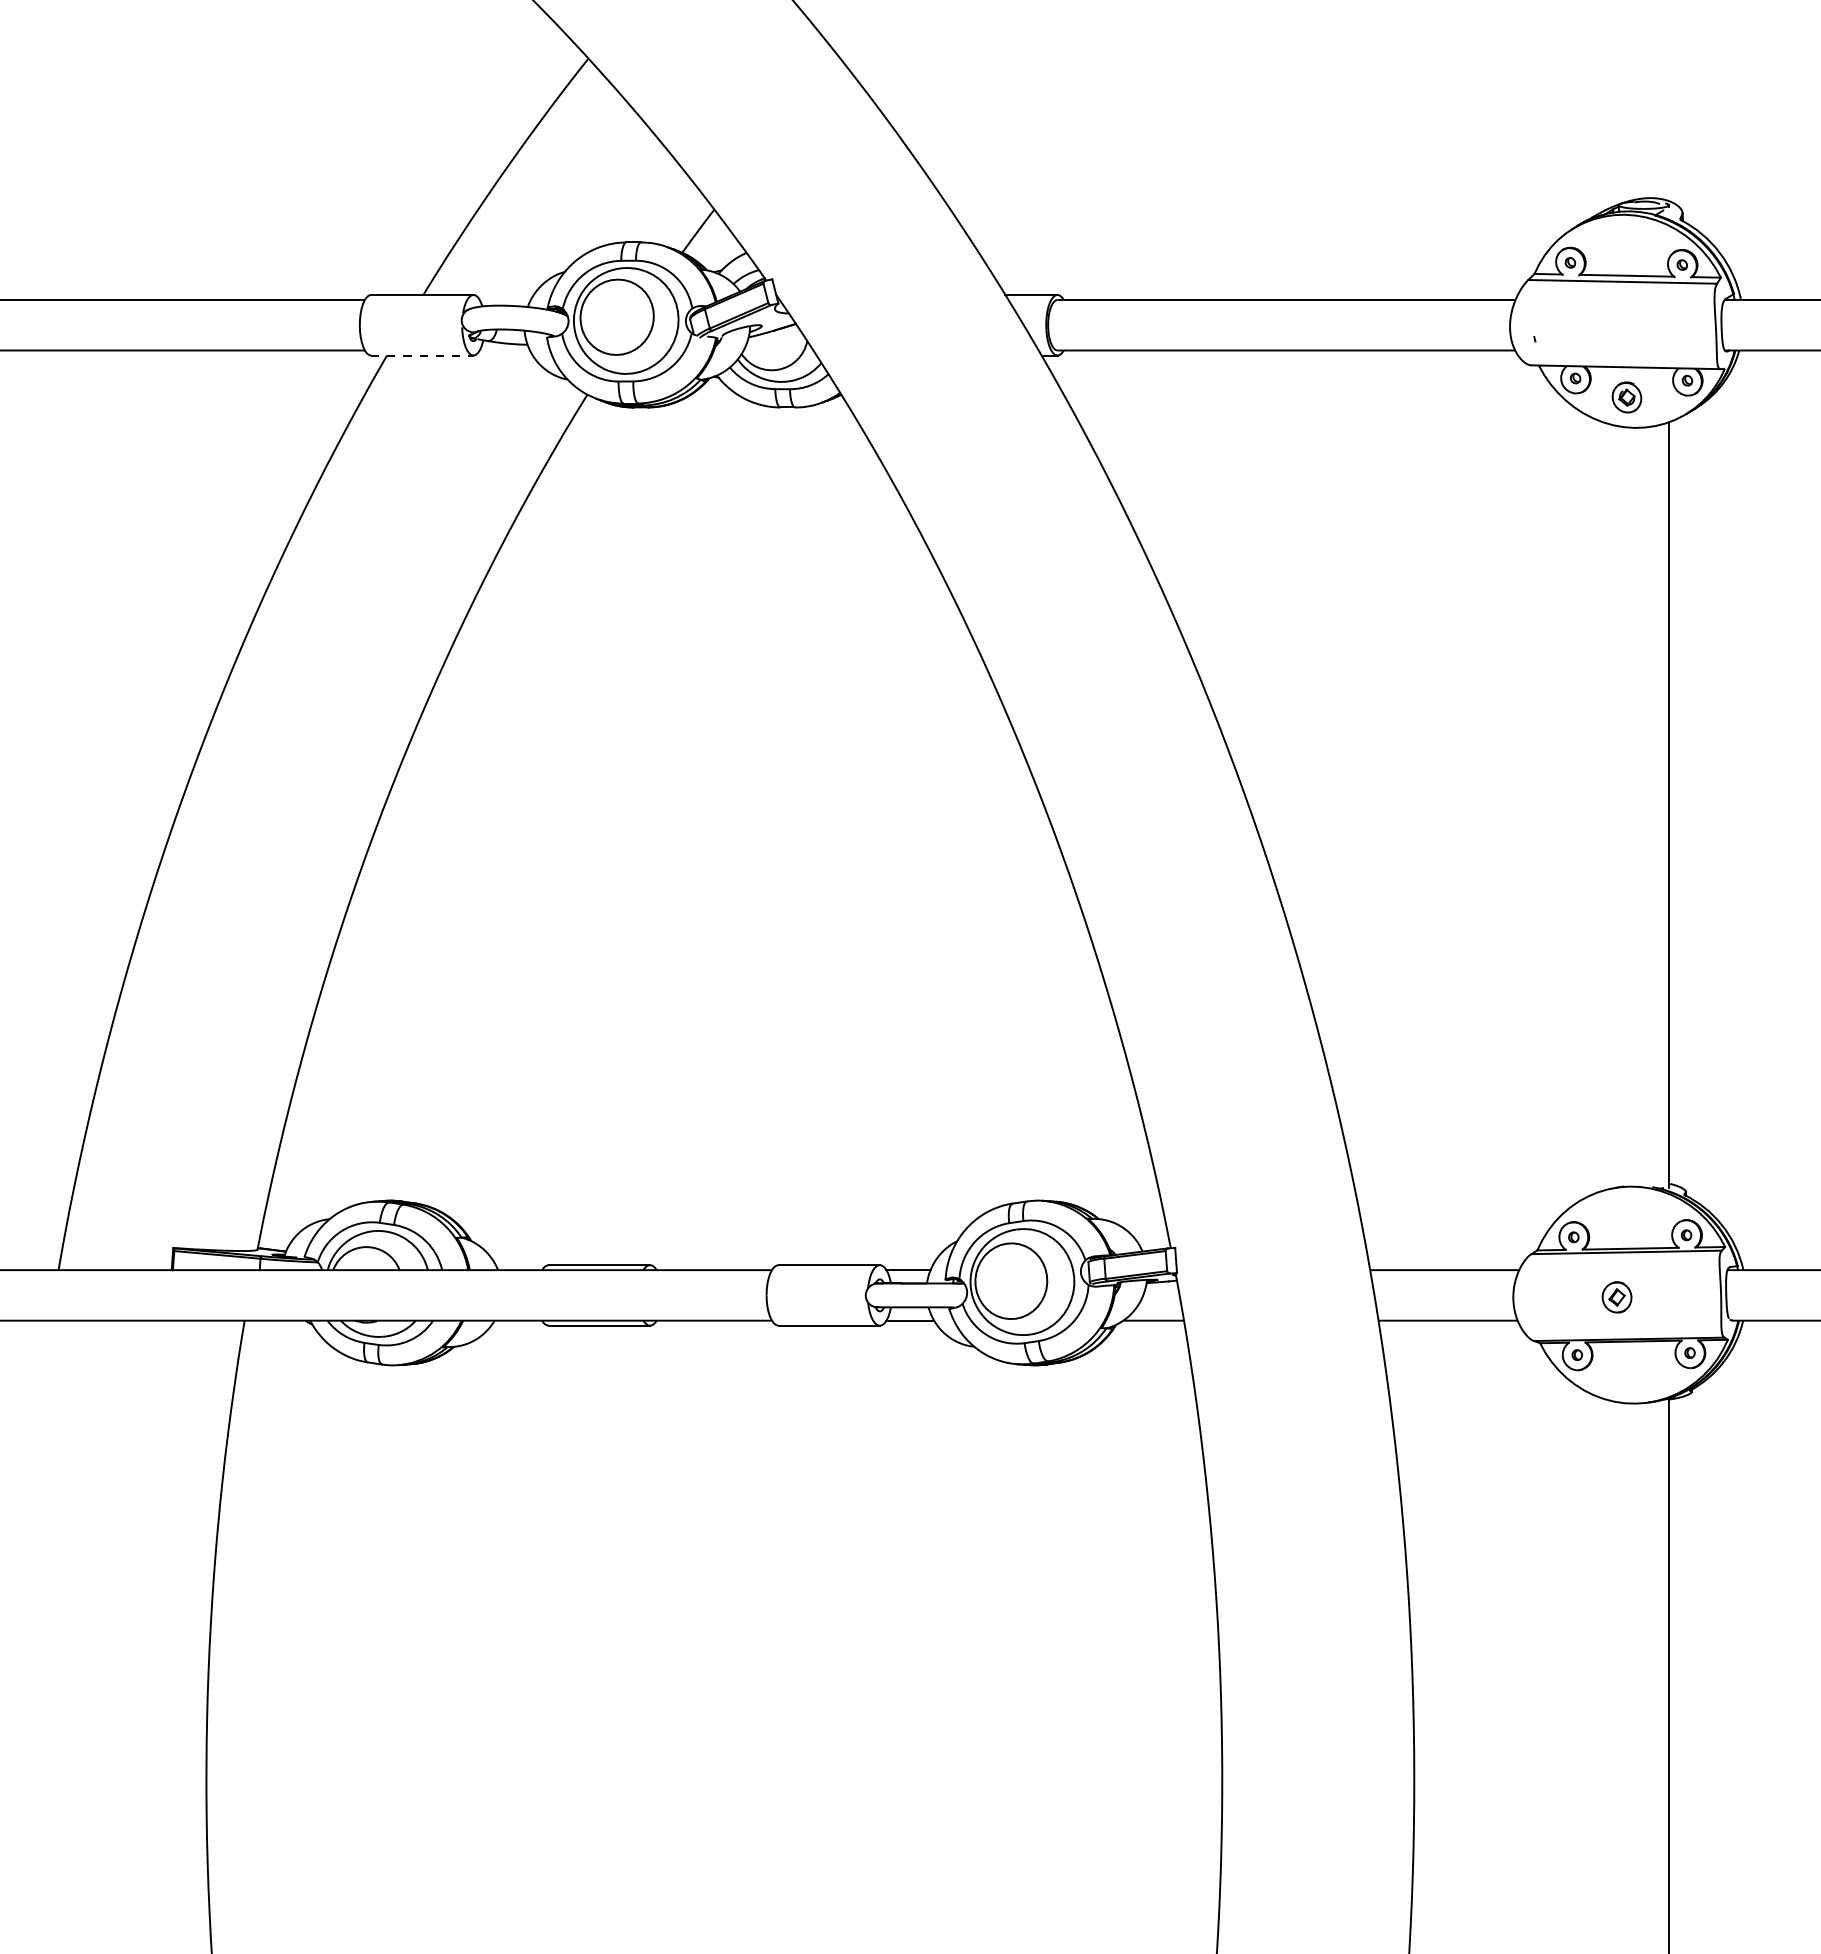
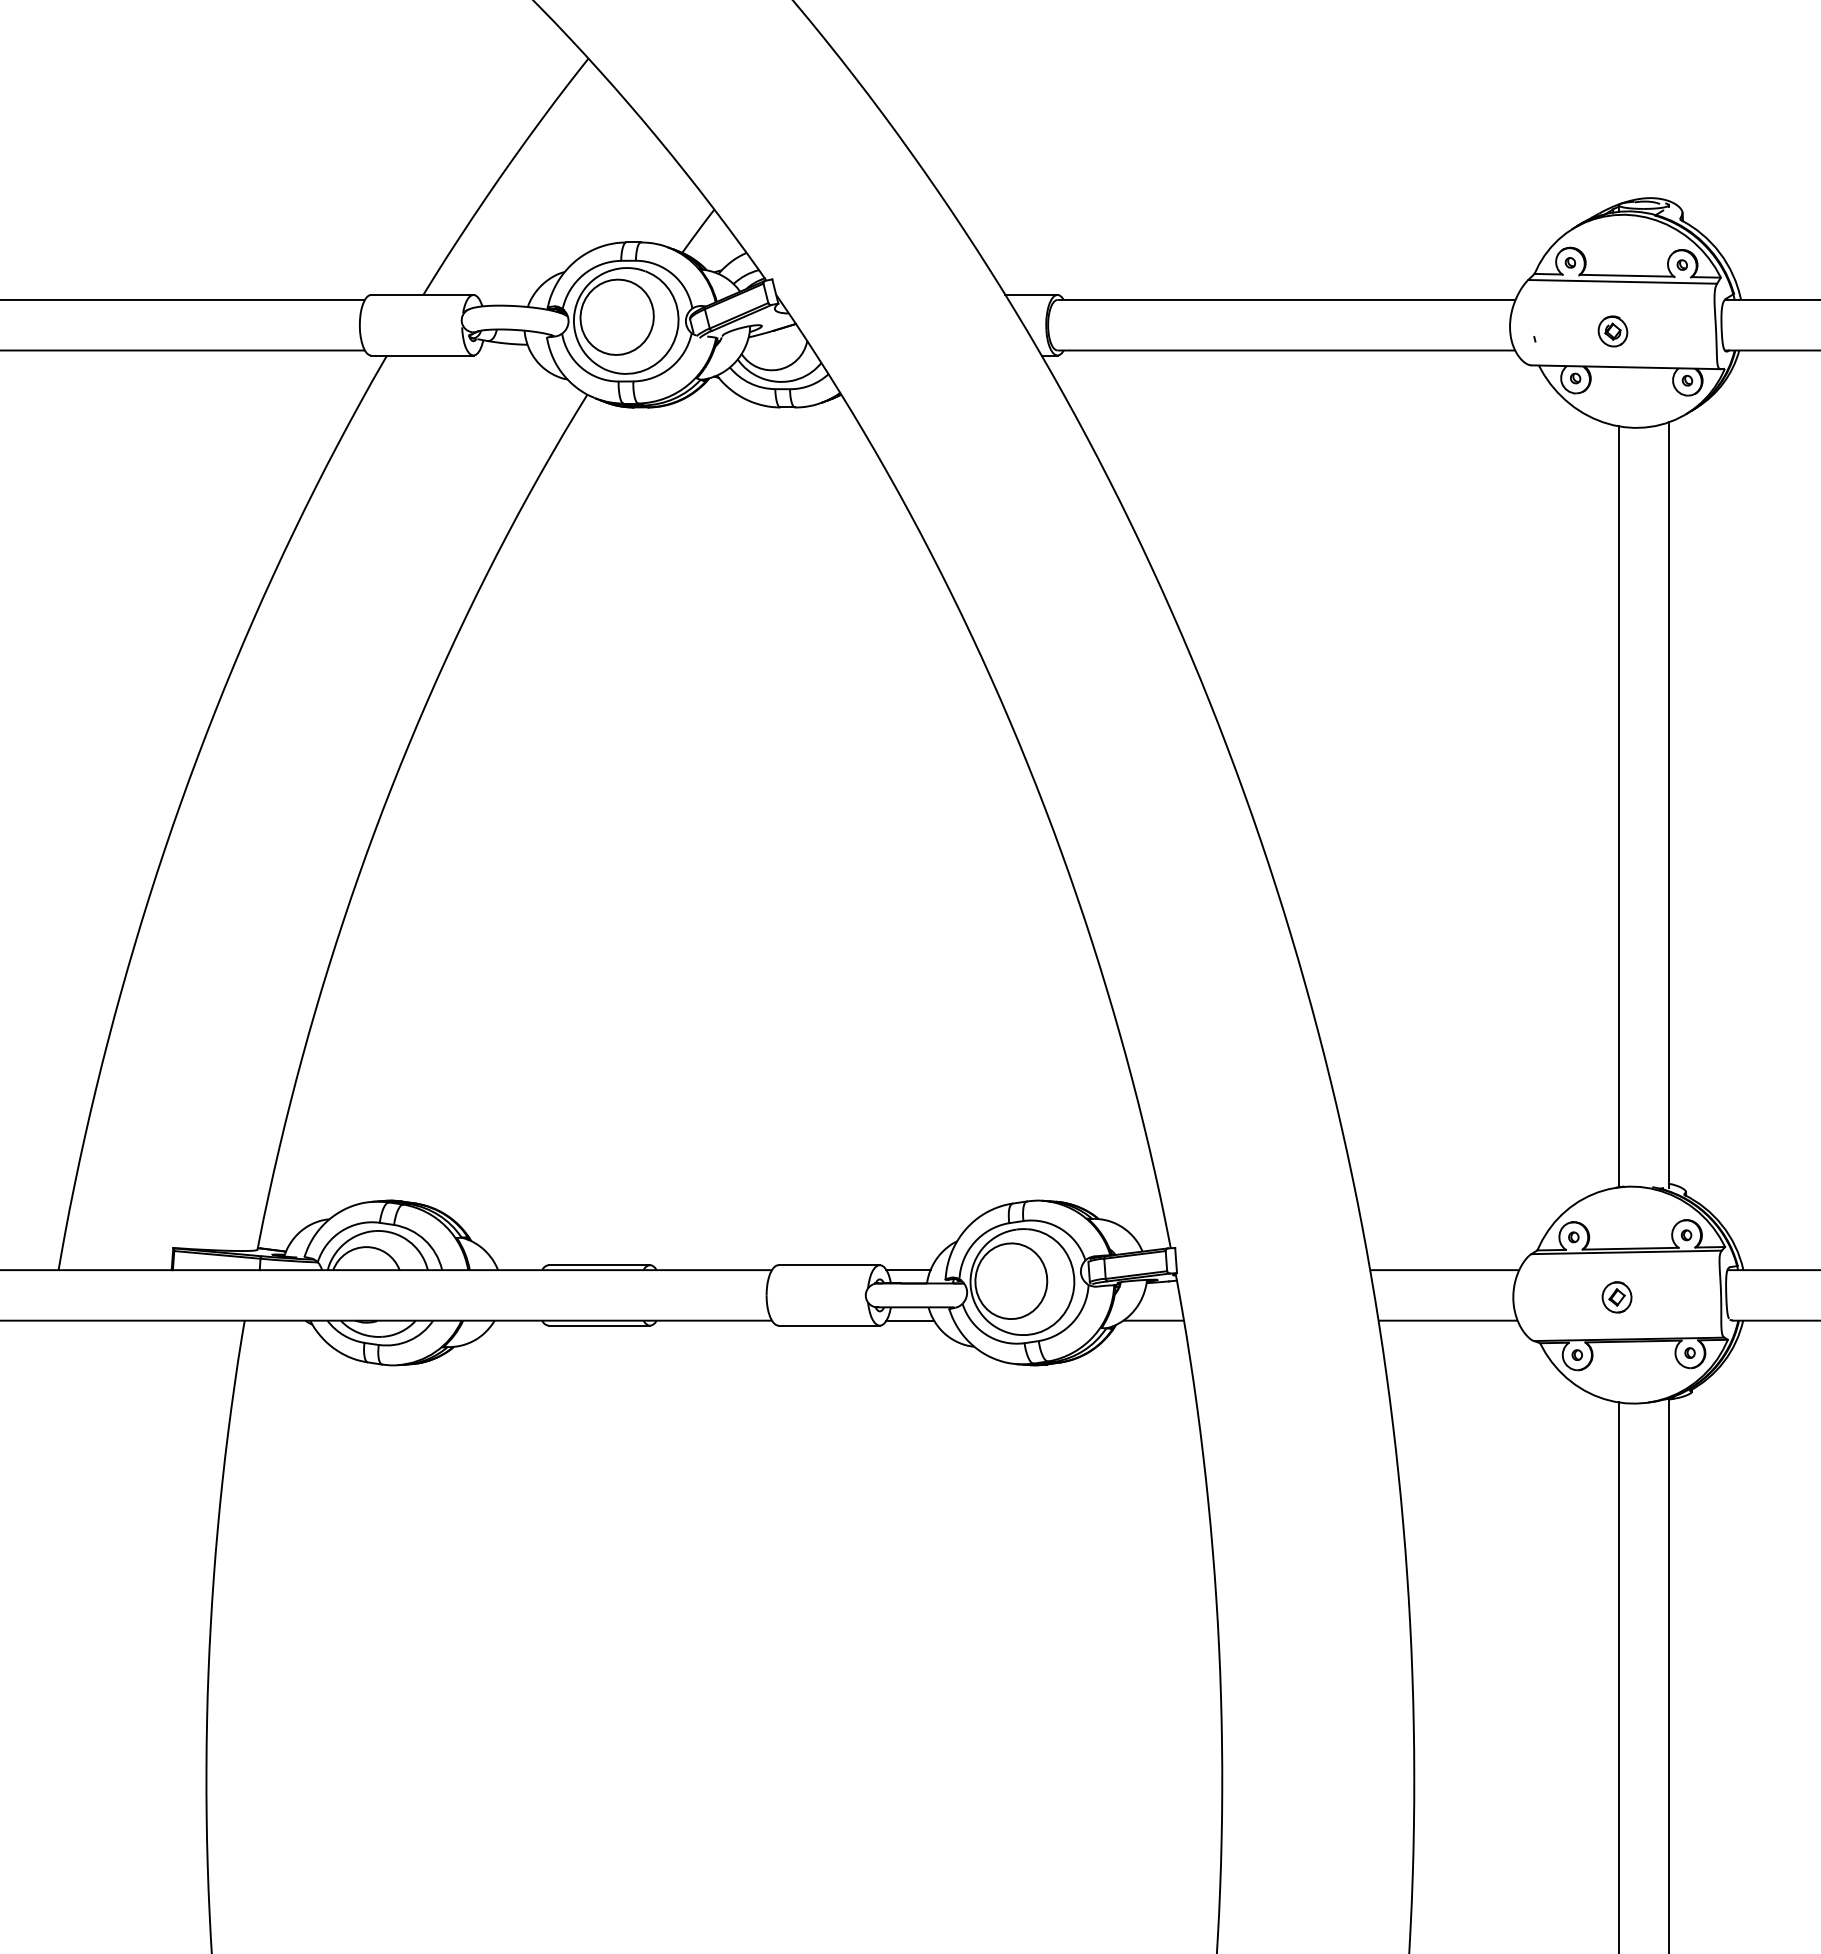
line: dashed -> solid (422, 355)
part position: (1626, 397) -> (1612, 331) (1612, 331)
line: none -> present (1618, 806)
line: none -> present (1618, 1676)
